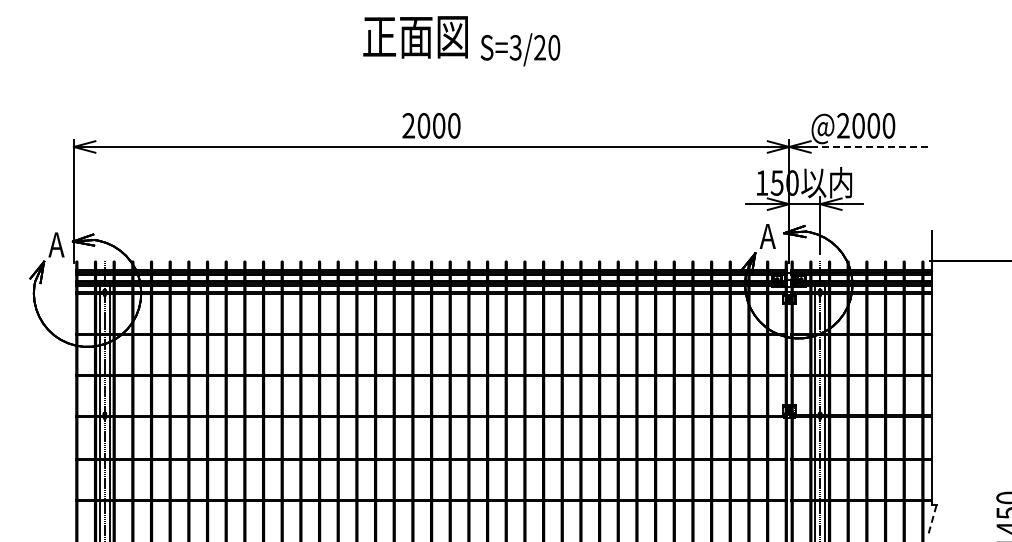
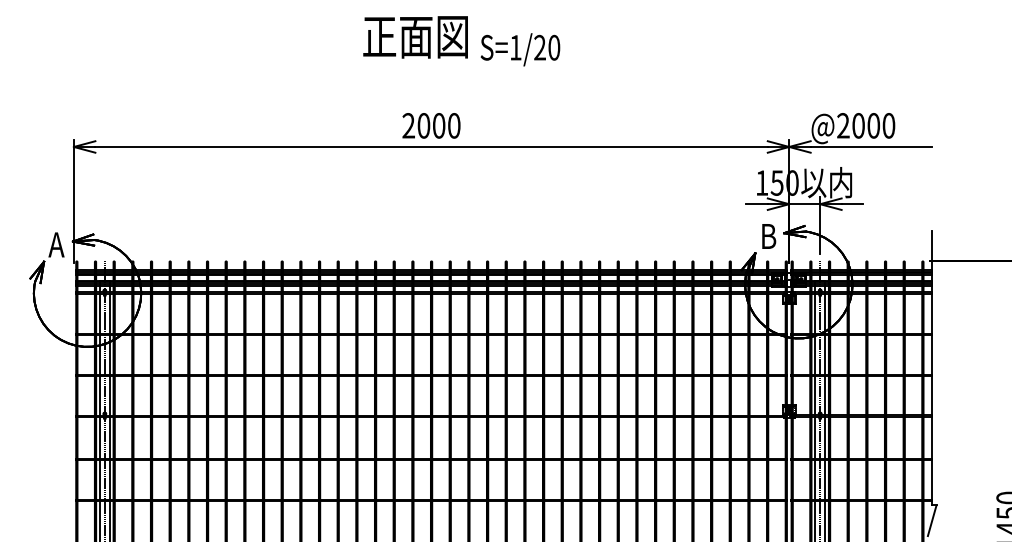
text: S=3/20 -> S=1/20 (515, 47)
line: dashed -> solid (871, 146)
text: A -> B (767, 236)
line: dashed -> solid (932, 520)
